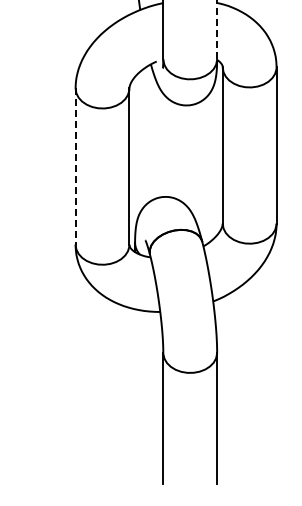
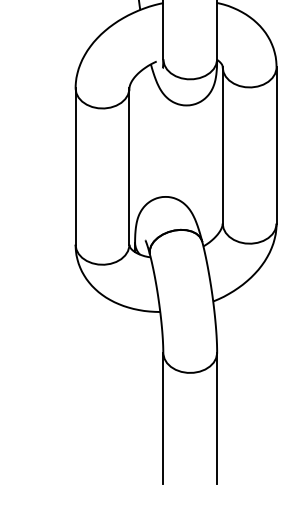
line: dashed -> solid (217, 29)
line: dashed -> solid (75, 167)
